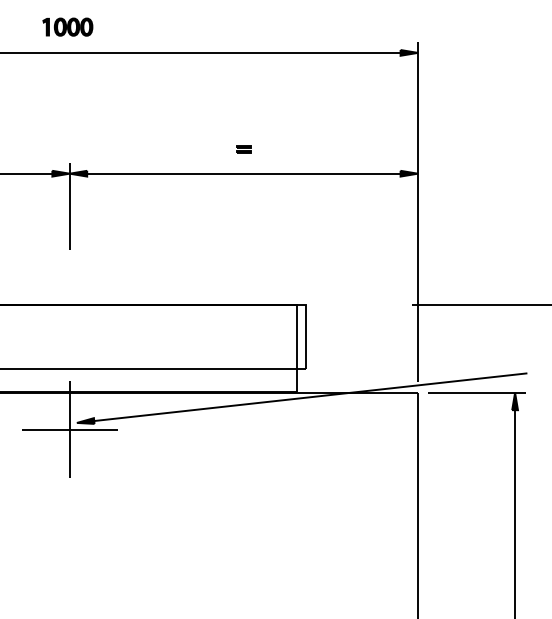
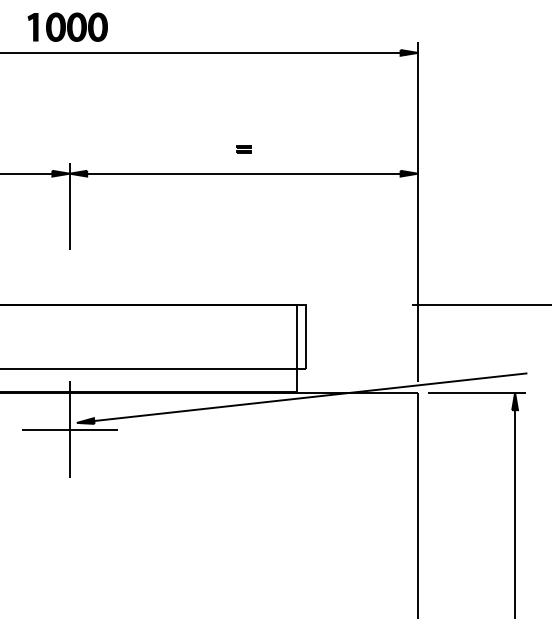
part size: 52x20 px -> 81x30 px (67, 26)
